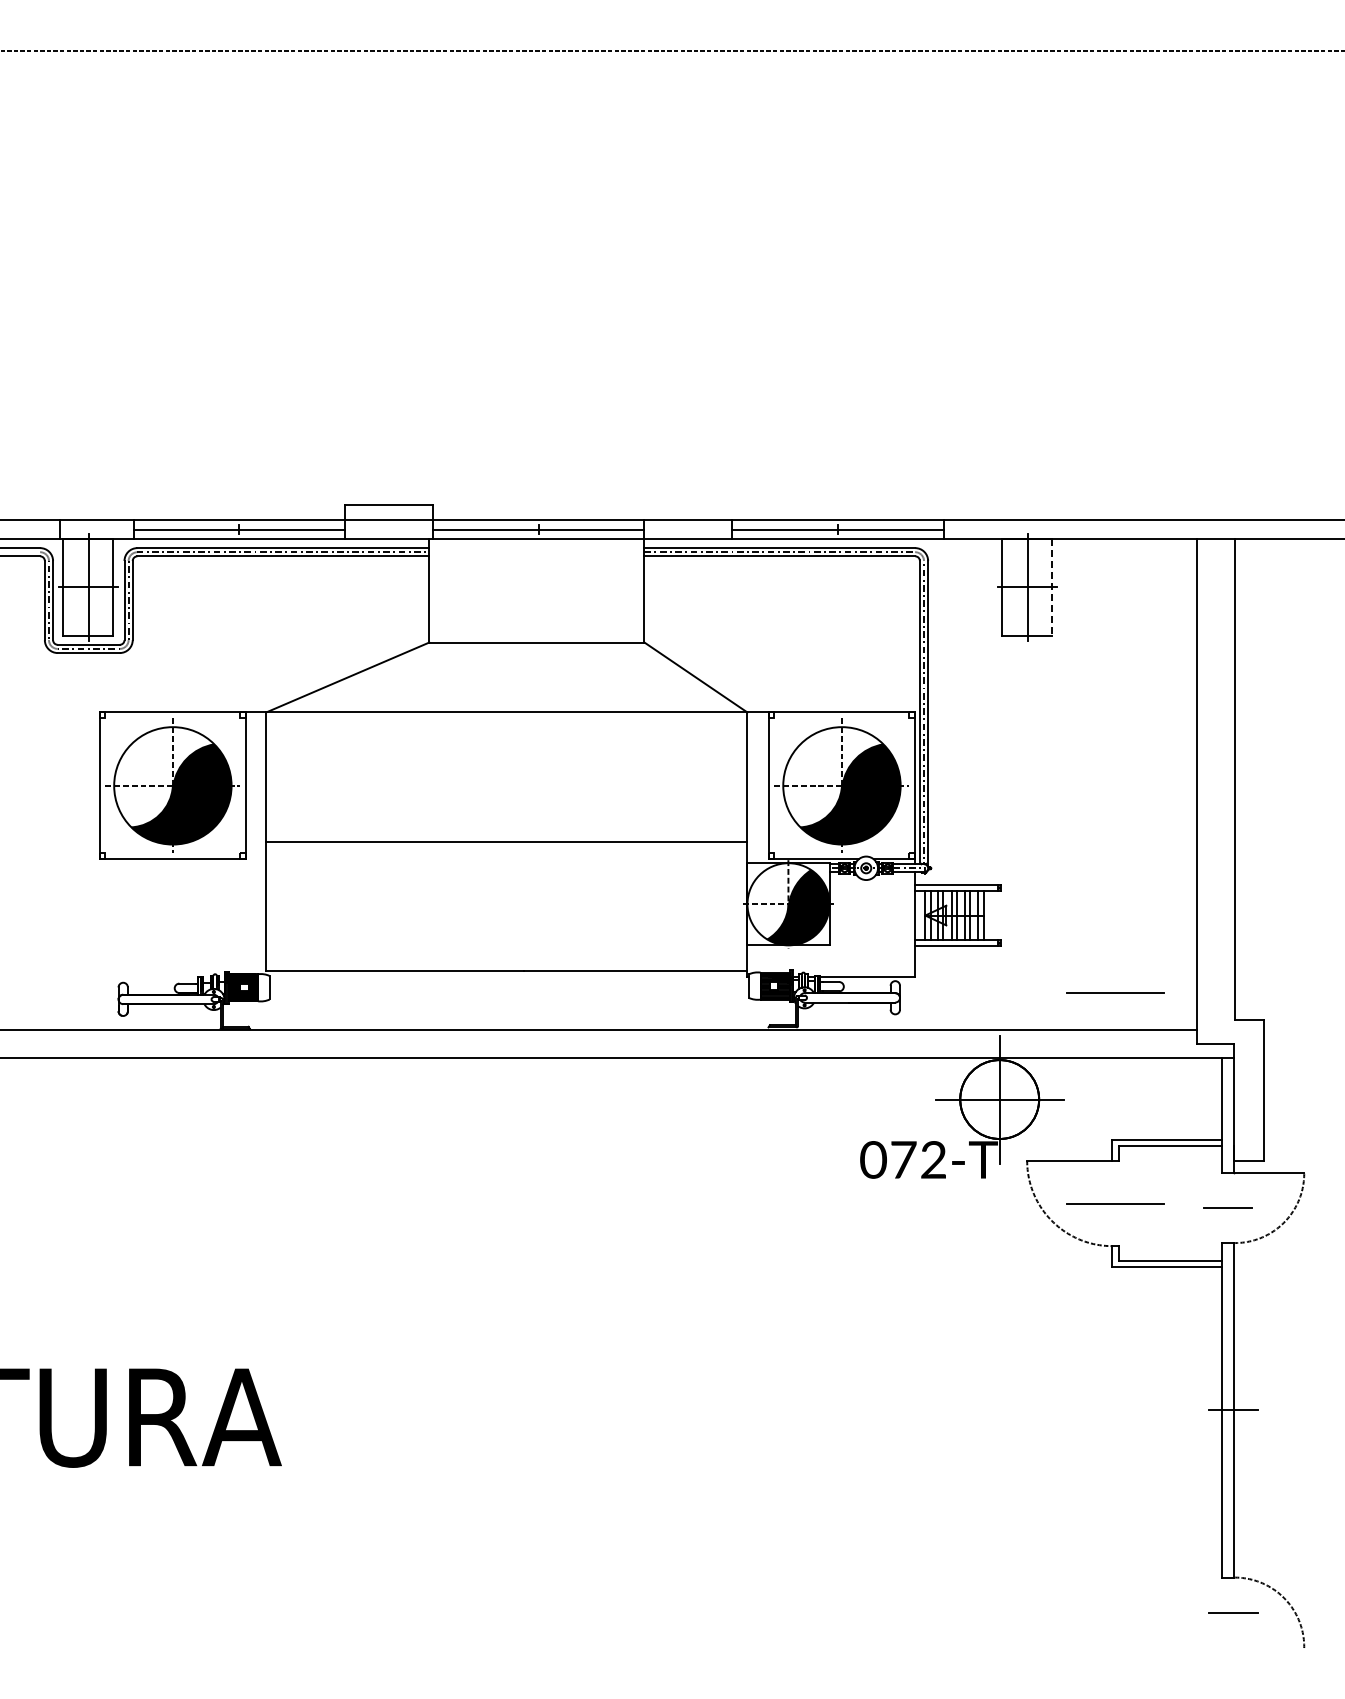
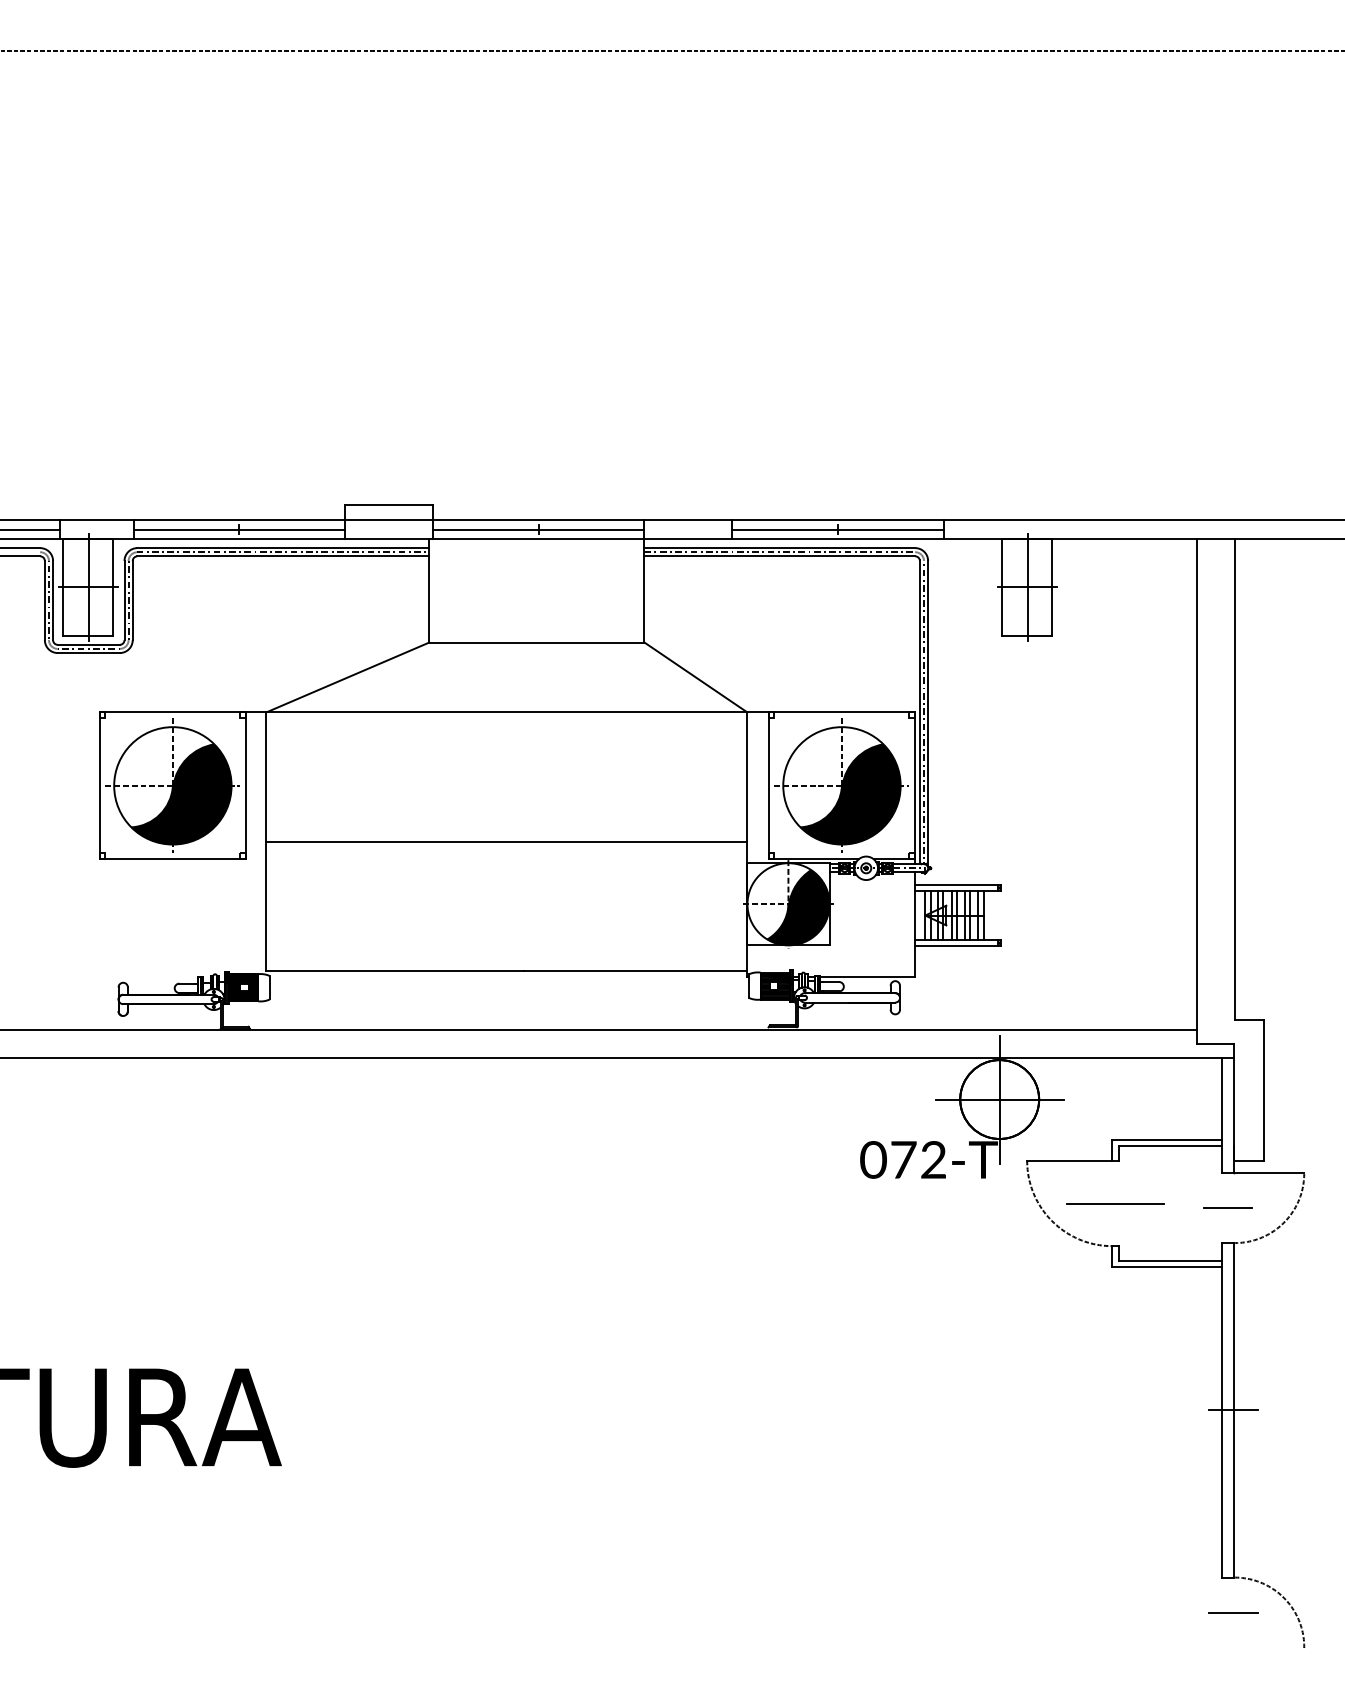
line: none -> present (30, 529)
line: dashed -> solid (1051, 587)
line: present -> none (1115, 992)
